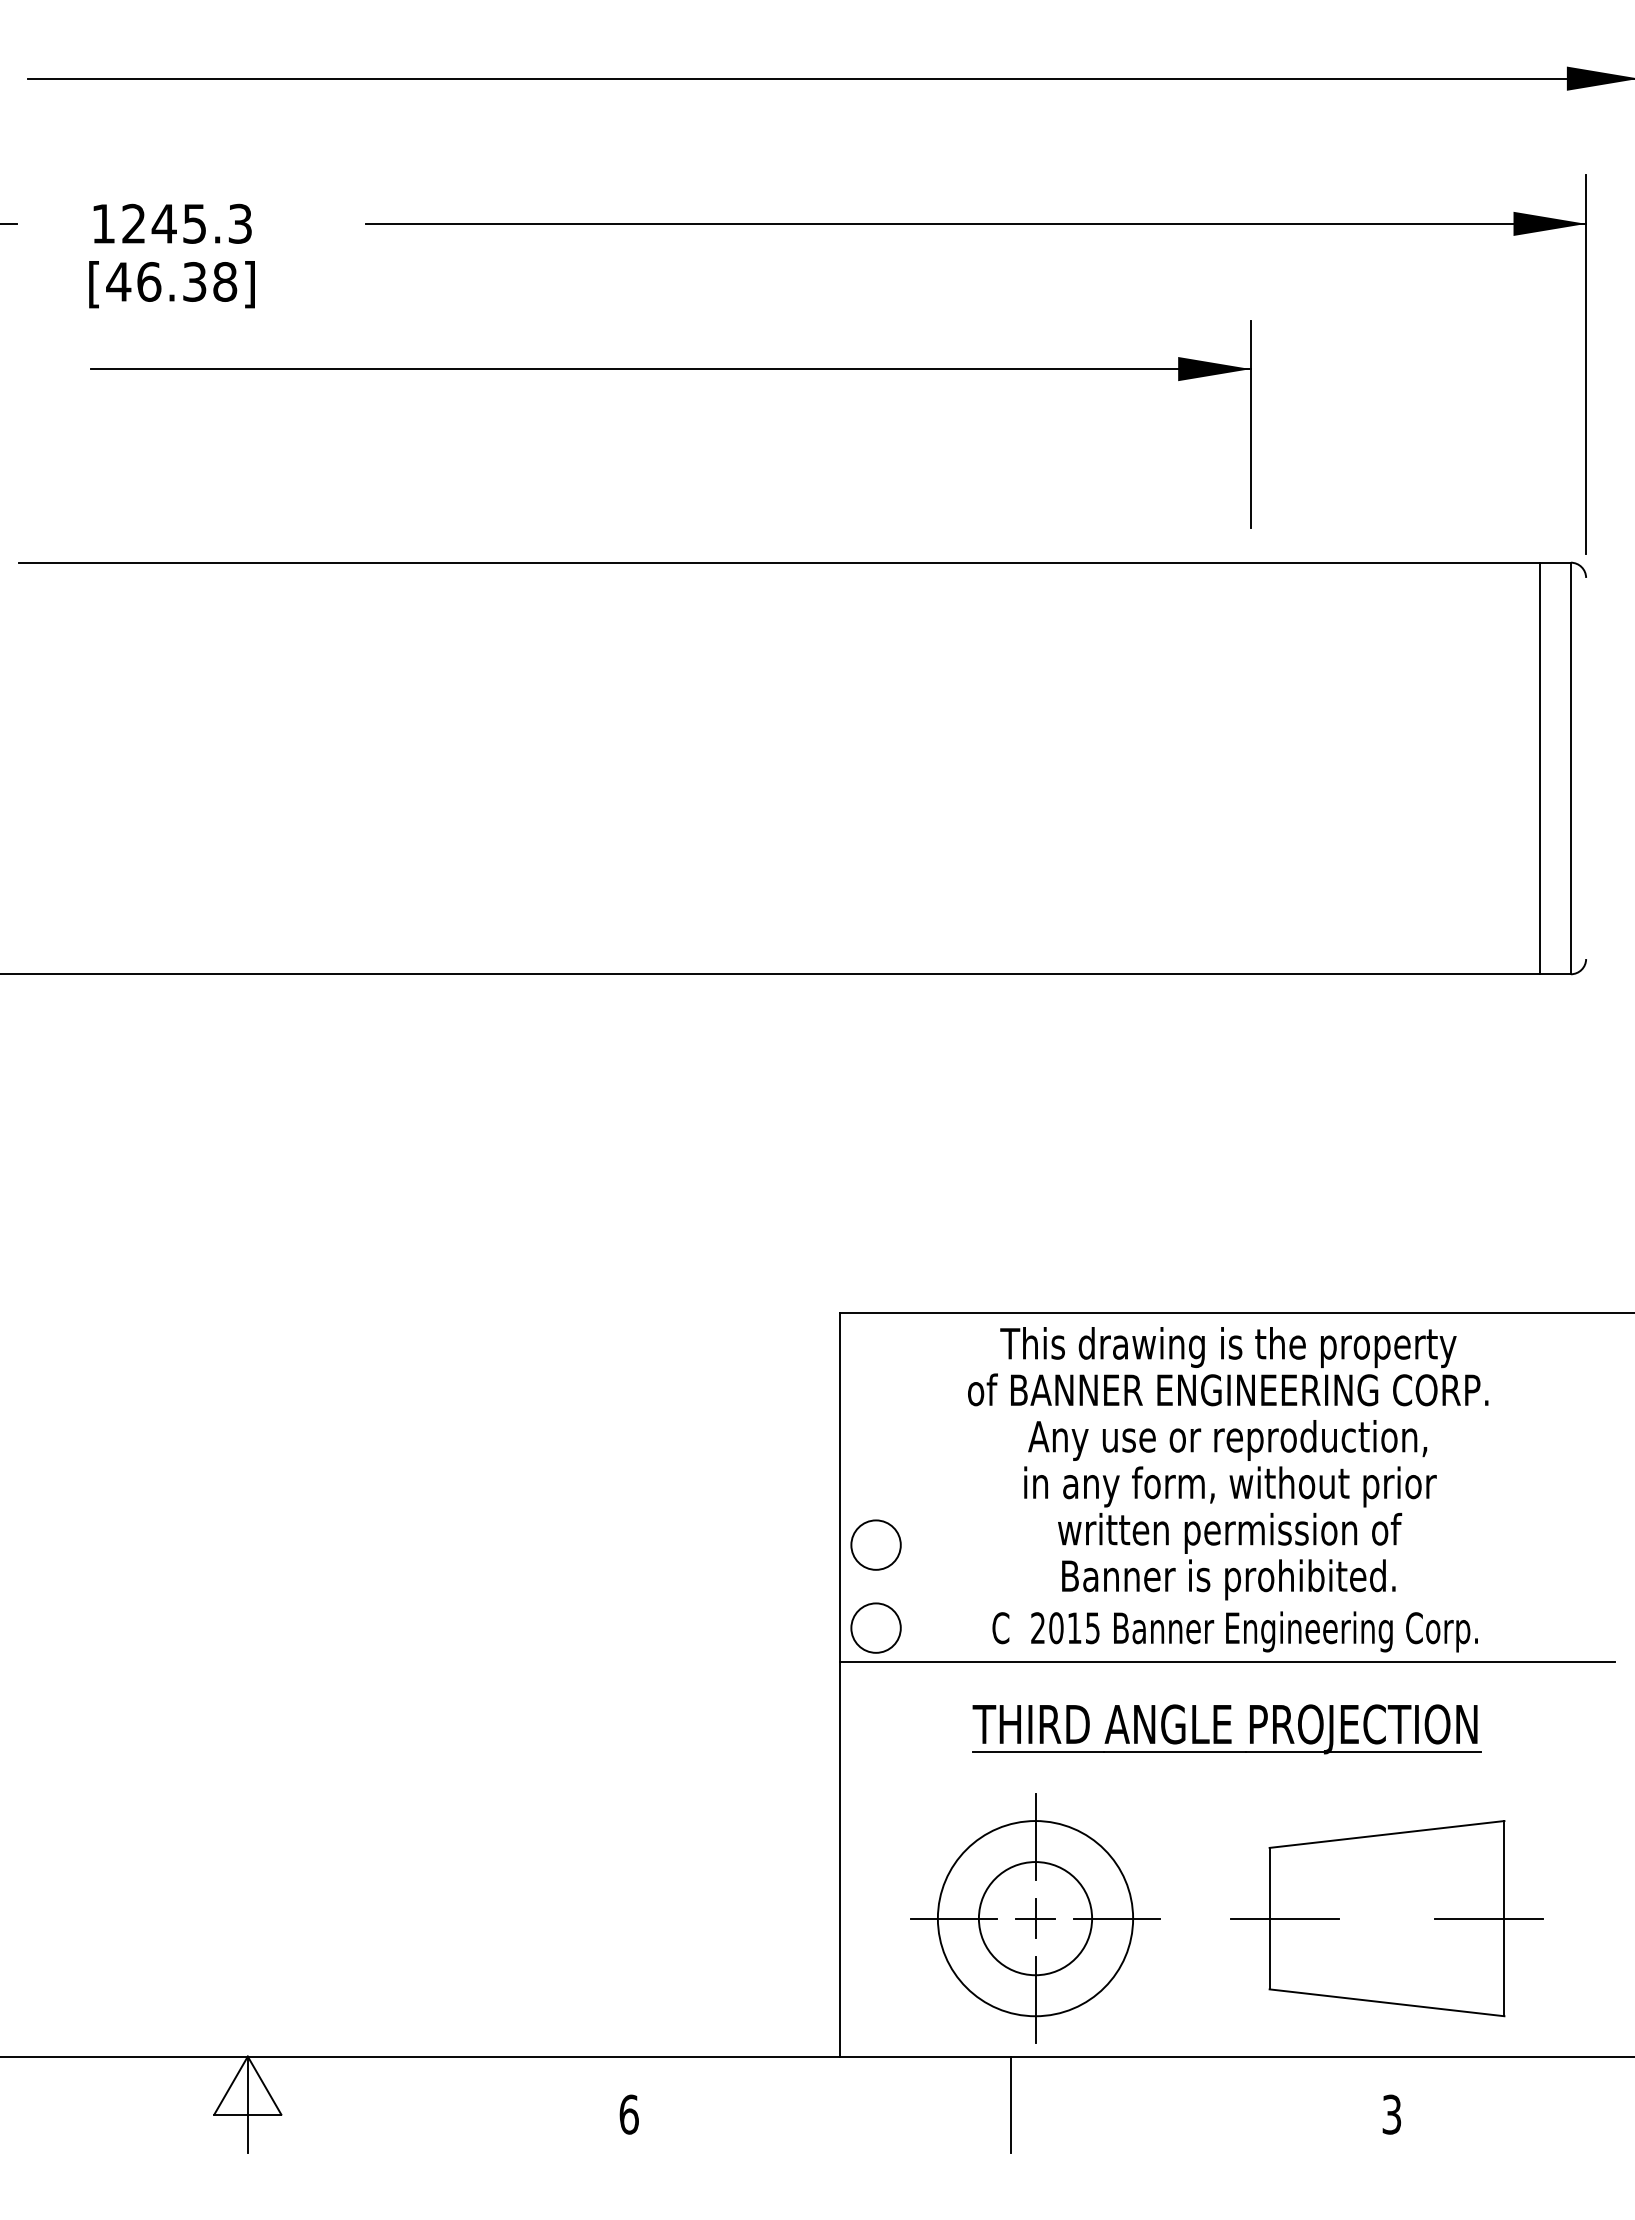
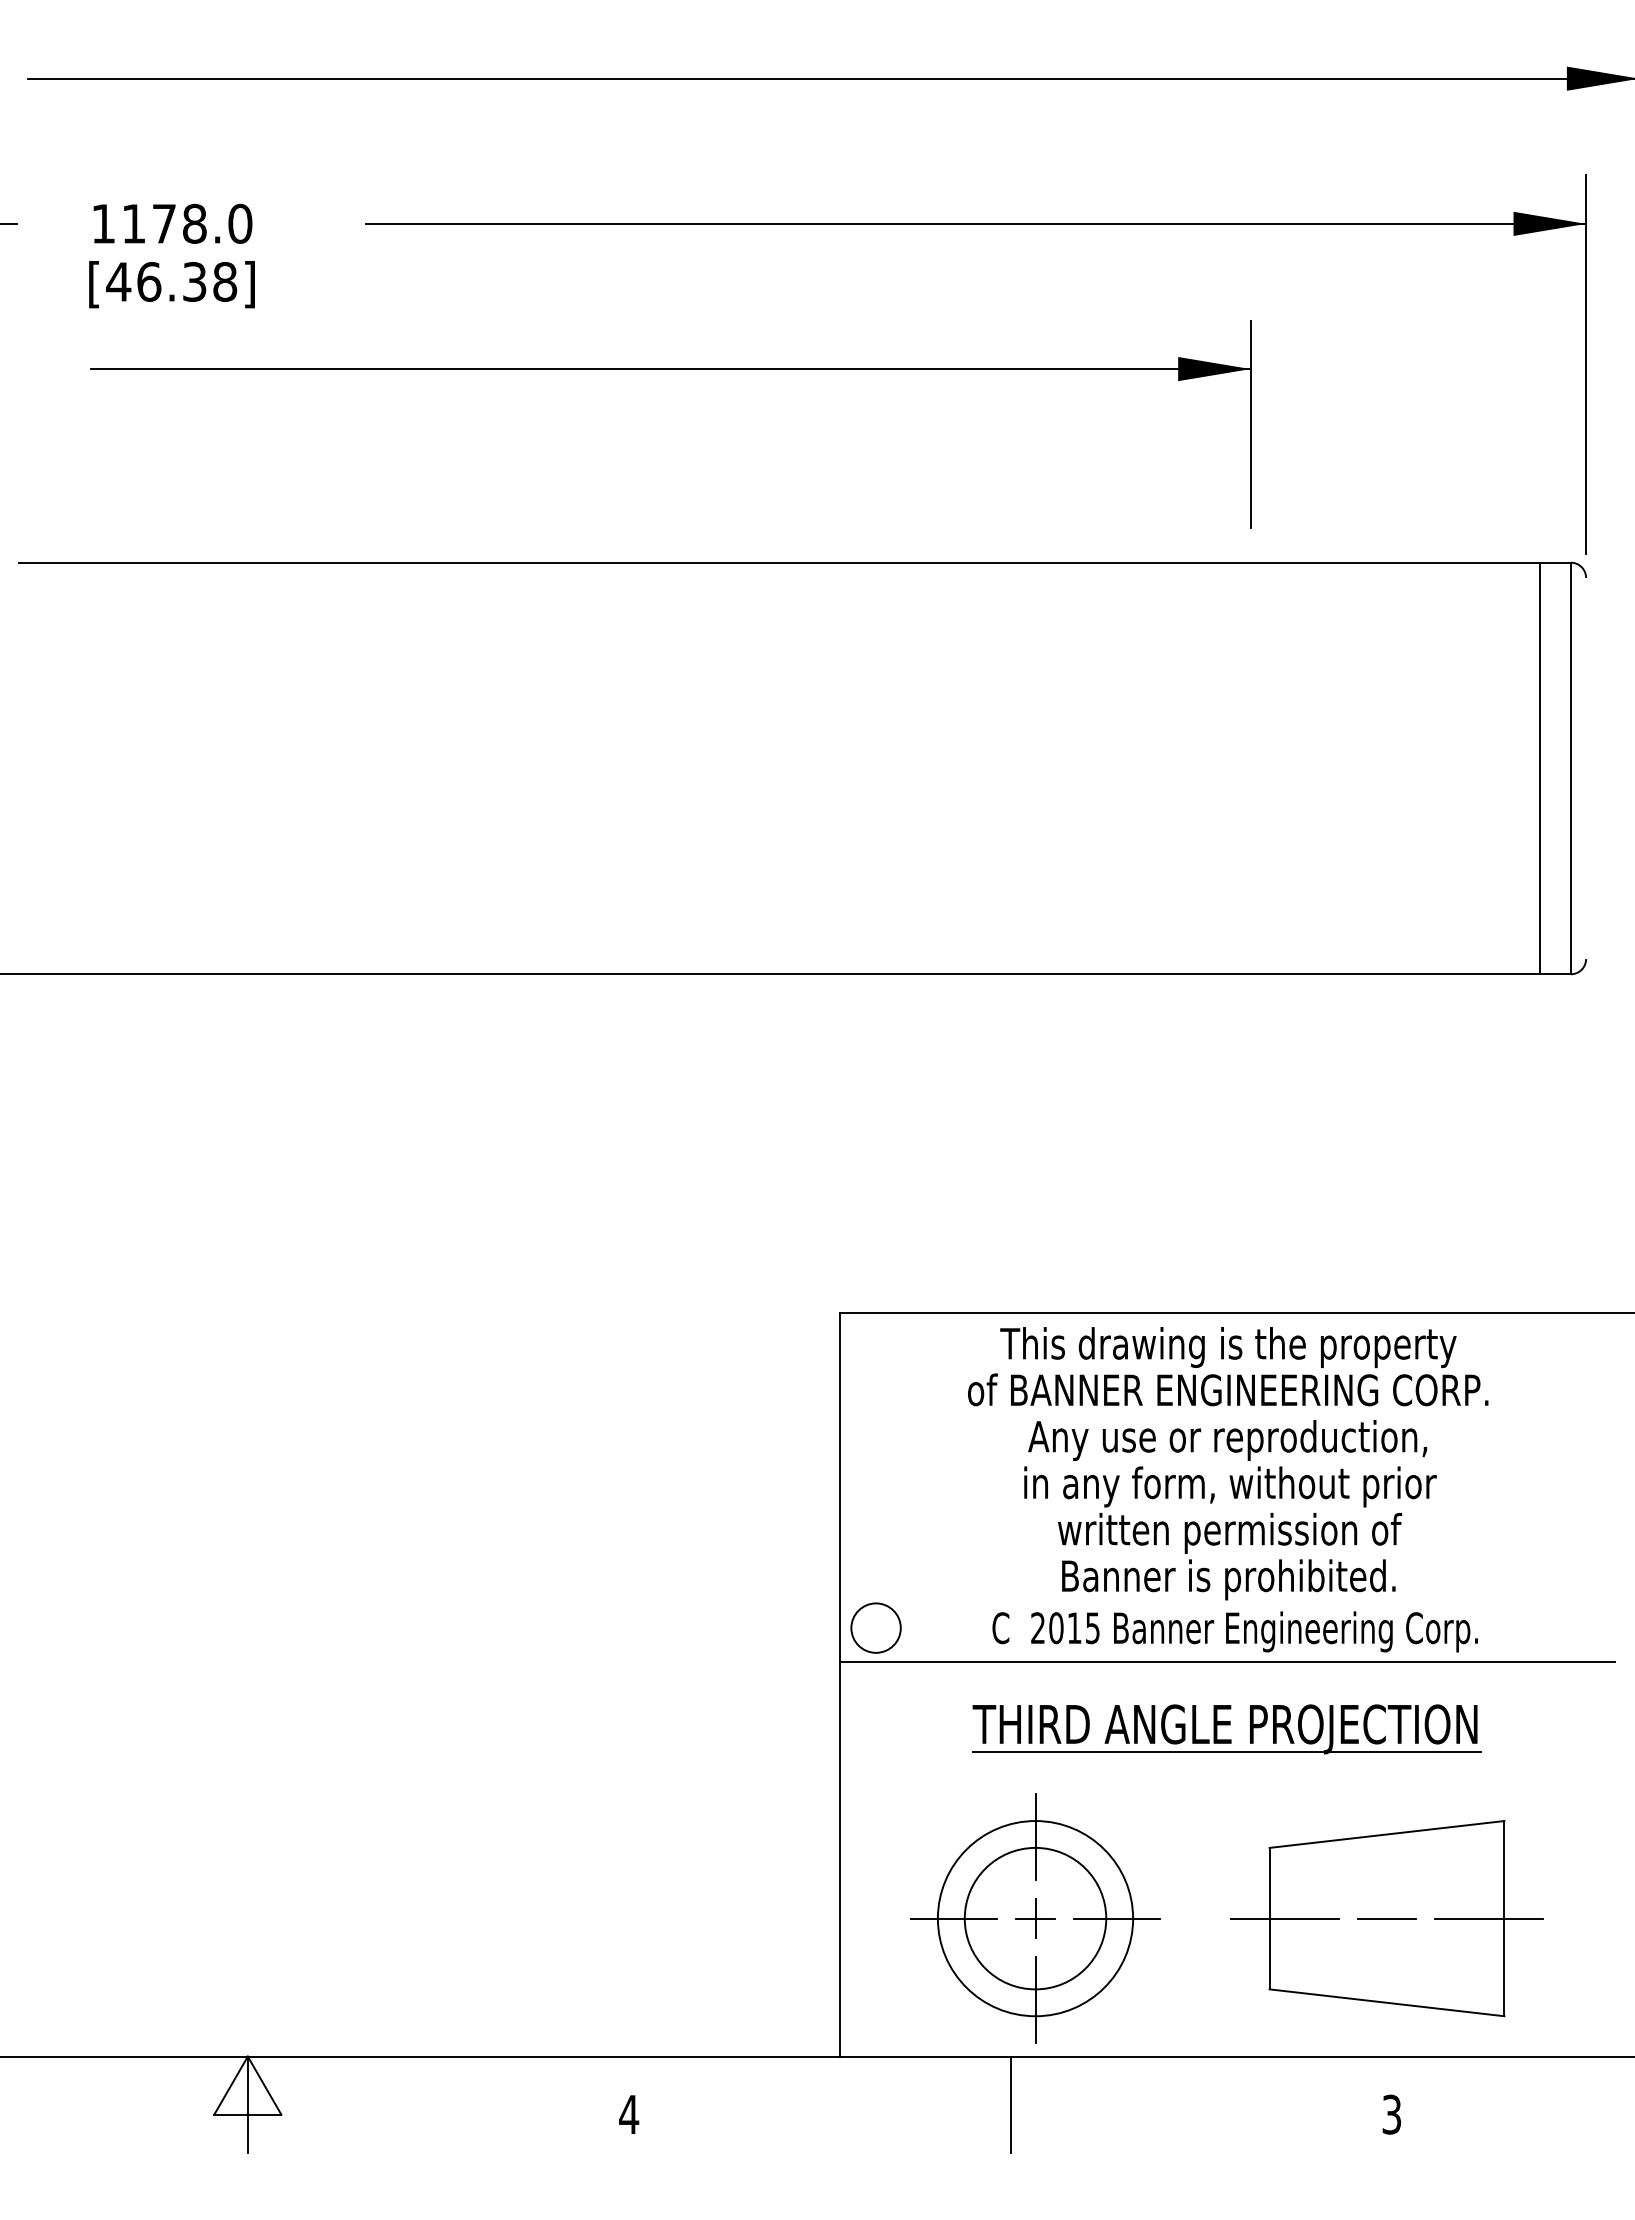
text: 1245.3 -> 1178.0 (187, 223)
circle: present -> none (875, 1544)
circle diameter: 113 px -> 141 px (1035, 1918)
line: none -> present (1386, 1918)
text: 6 -> 4 (629, 2114)
